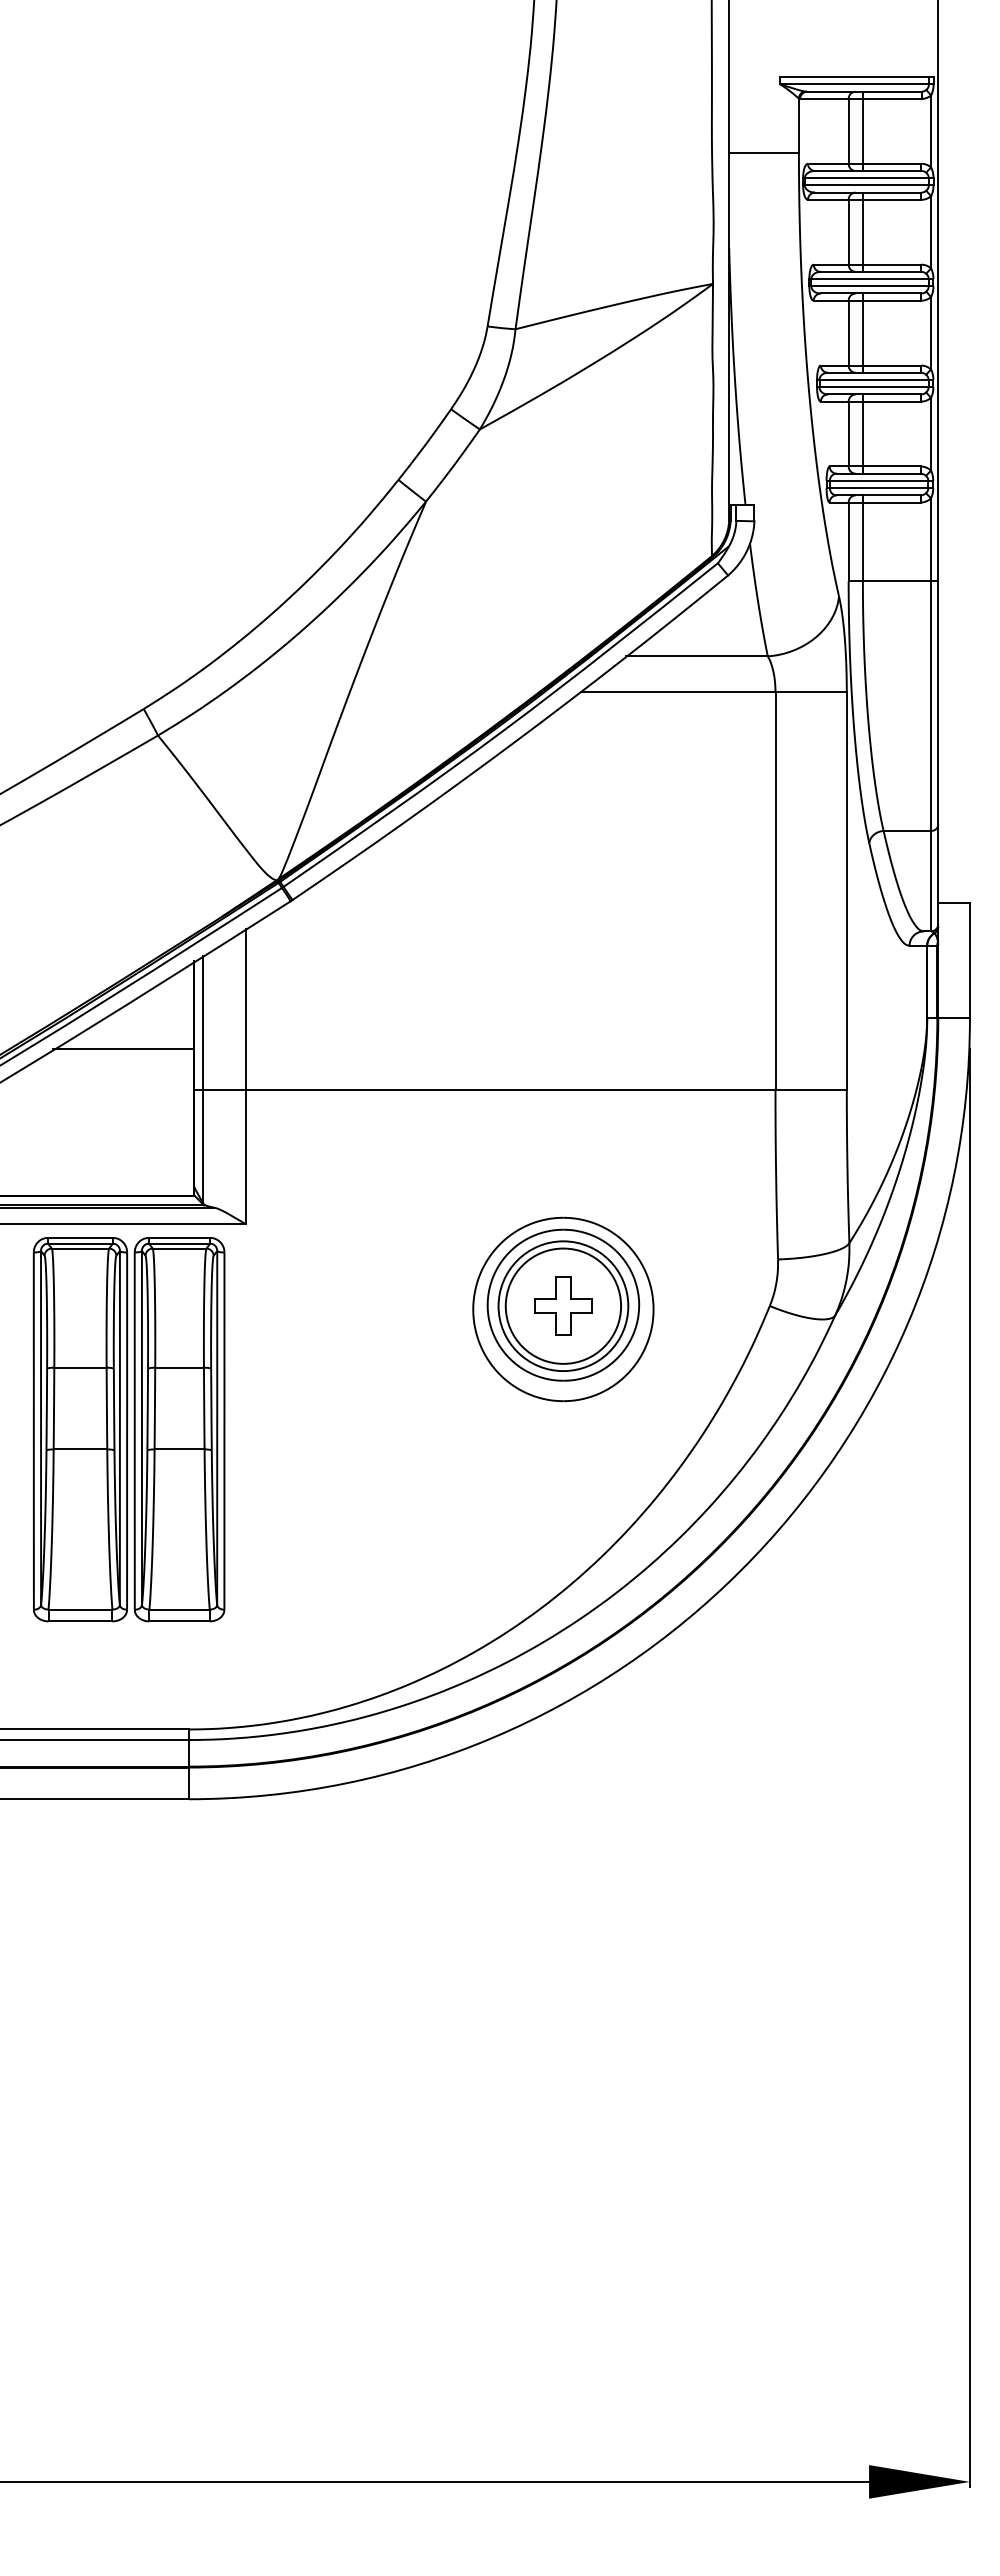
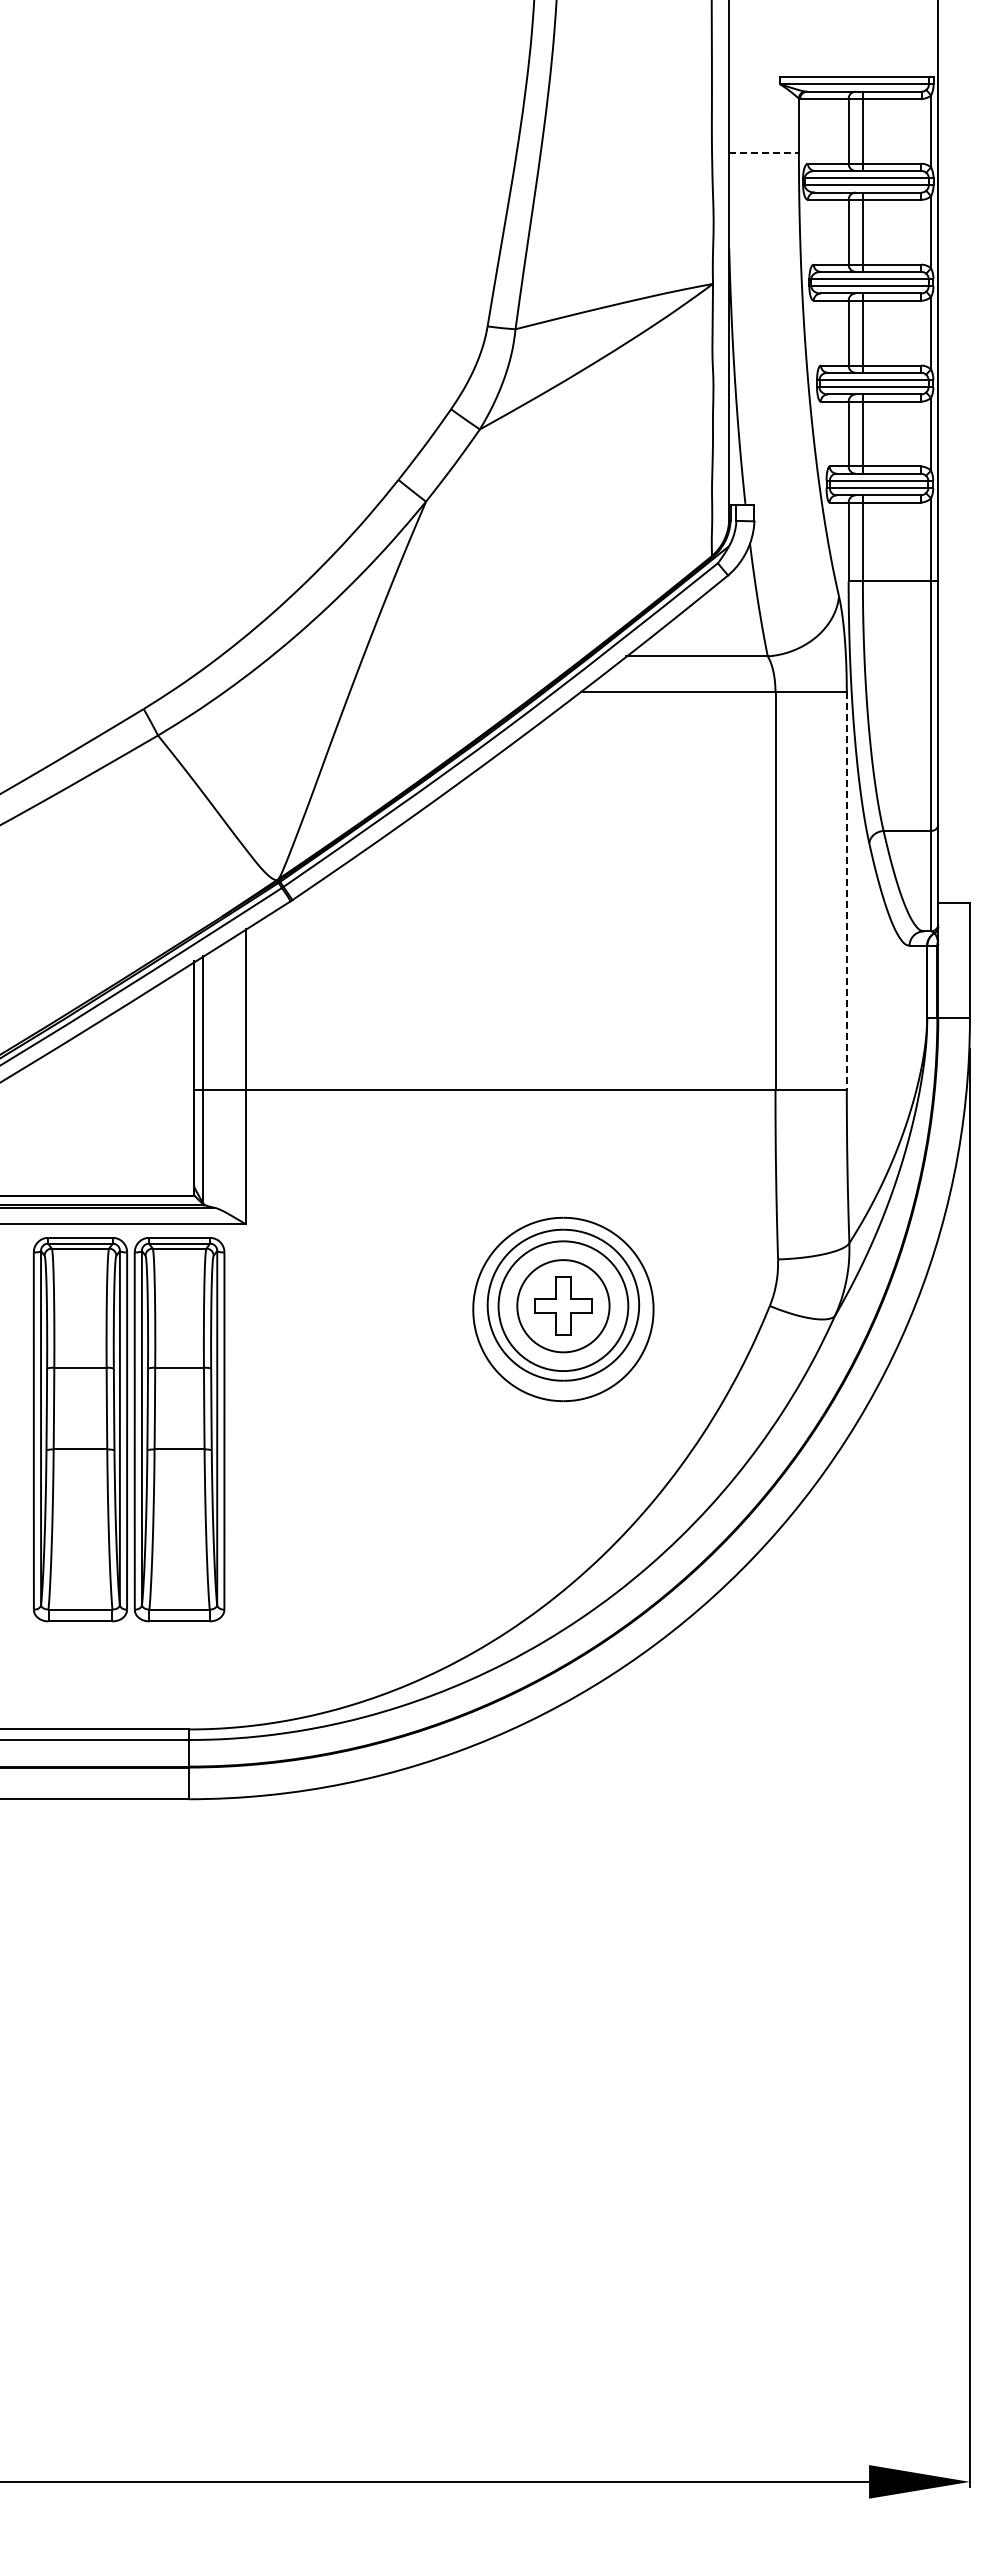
line: solid -> dashed (764, 152)
line: solid -> dashed (846, 891)
line: present -> none (123, 1049)
circle diameter: 115 px -> 92 px (563, 1306)
